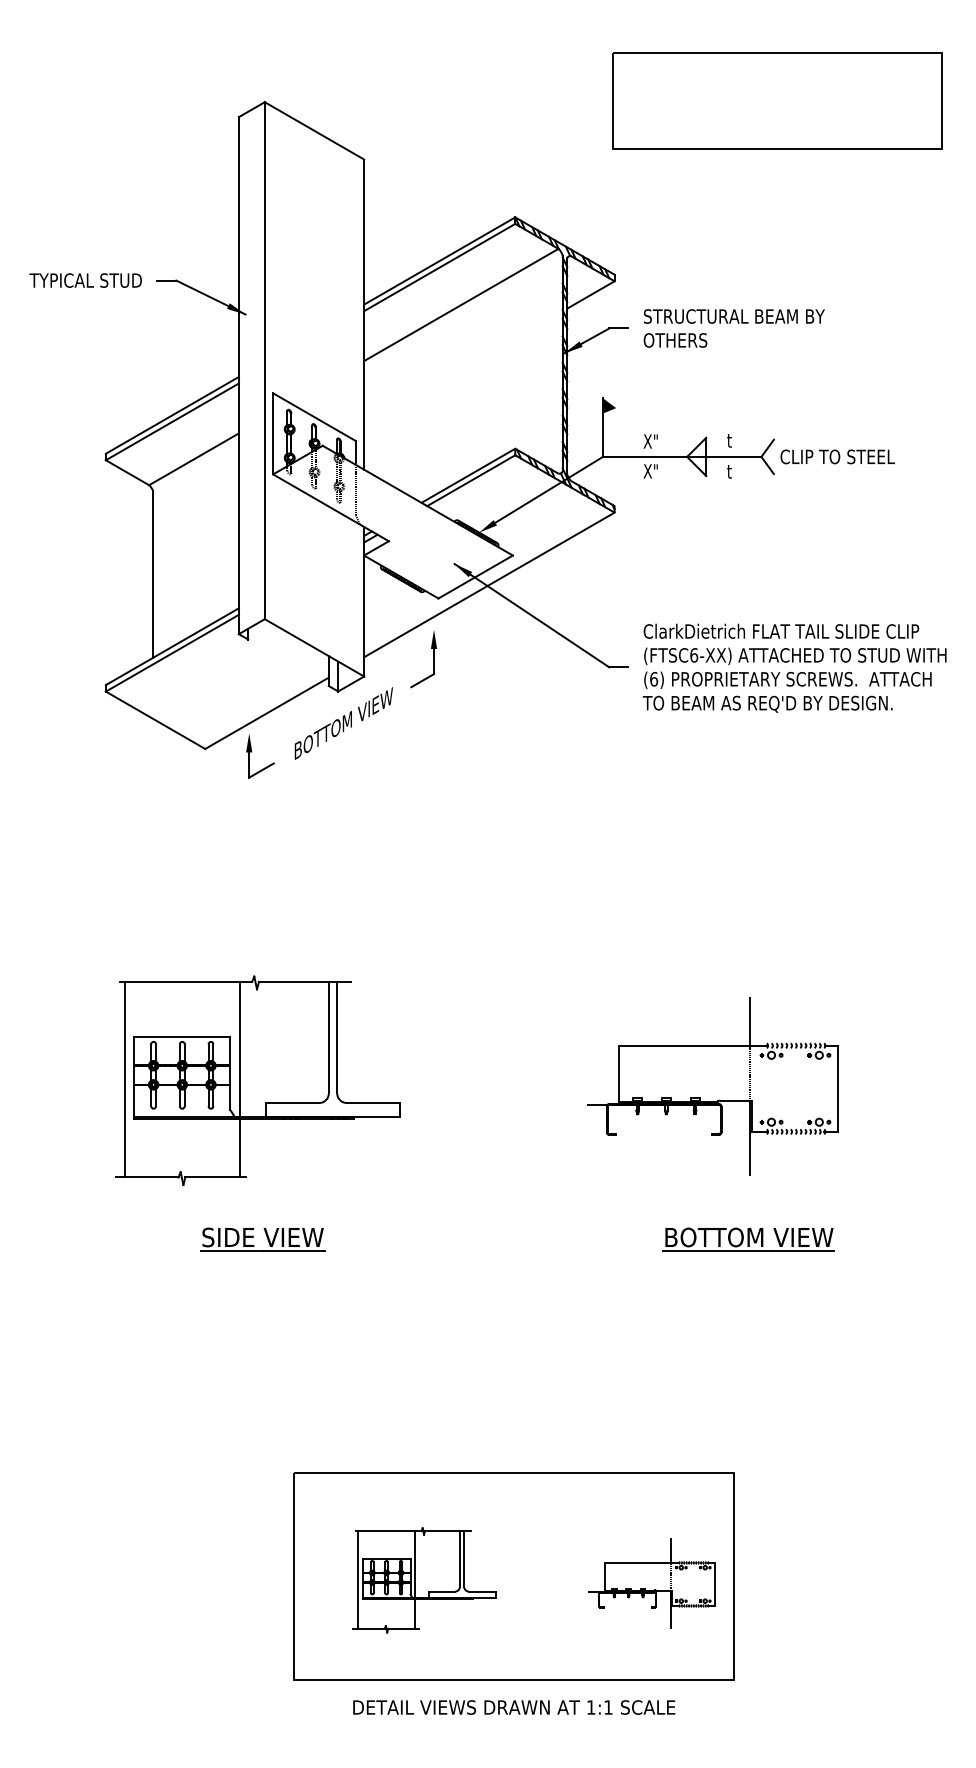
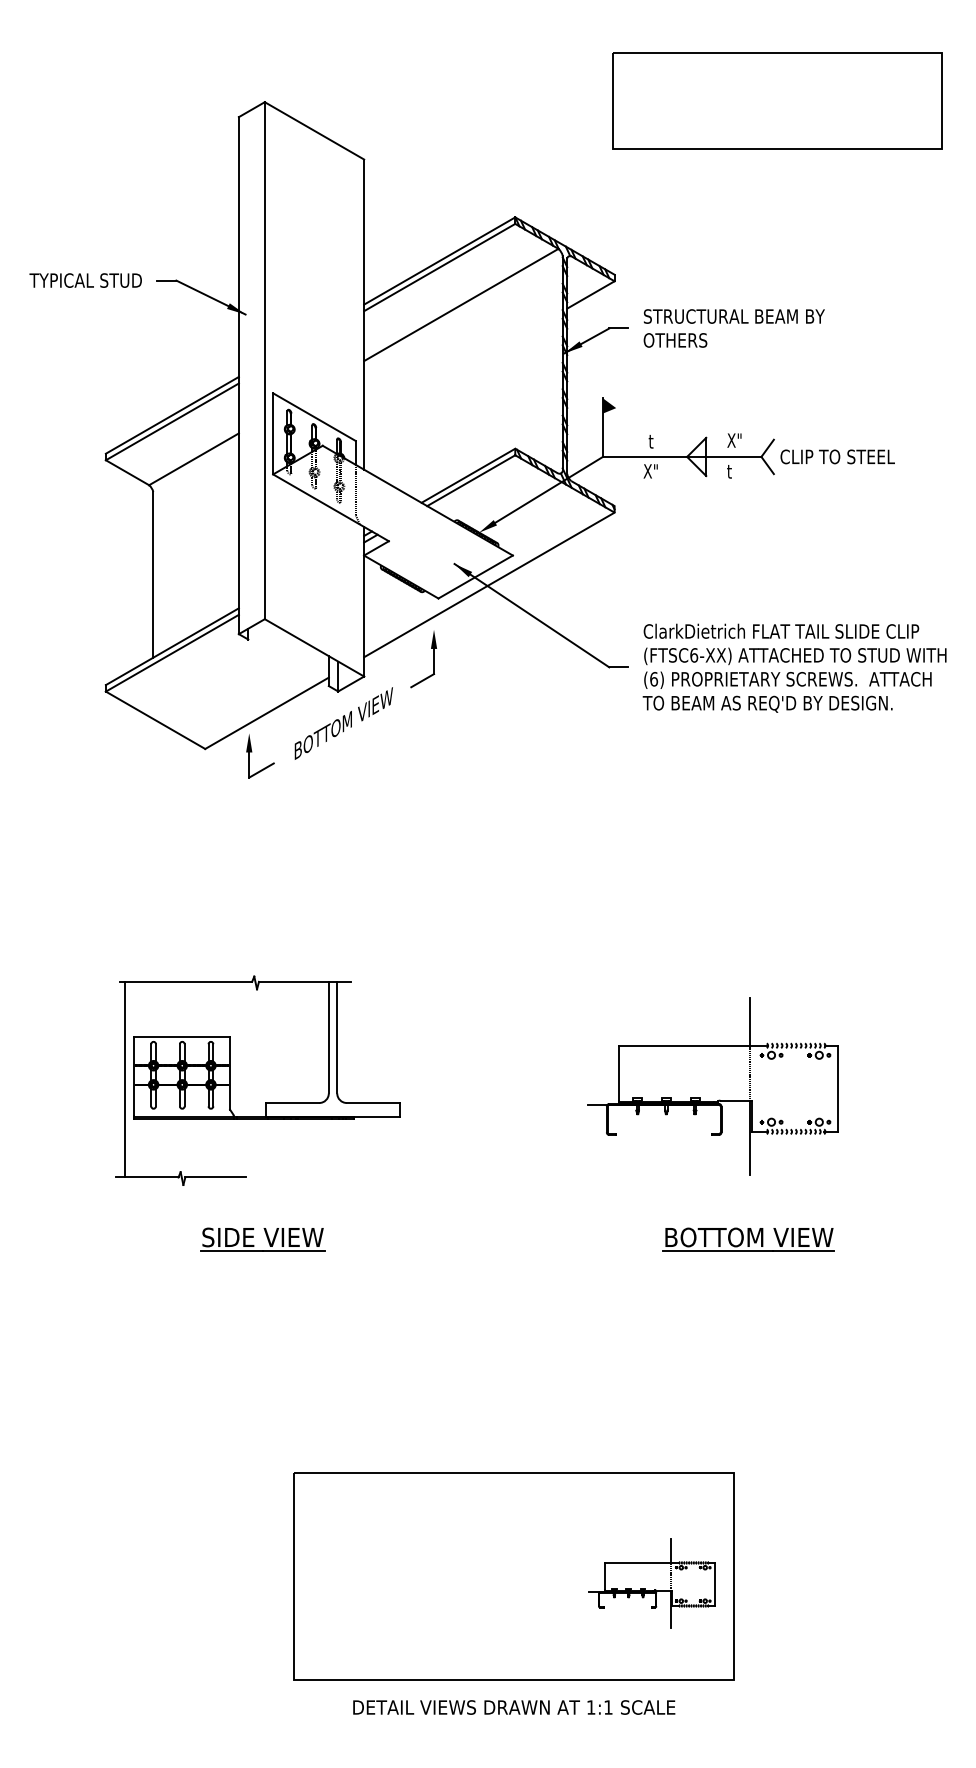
text: t -> X" (734, 440)
text: X" -> t (650, 441)
line: present -> none (239, 1079)
part: present -> none (424, 1580)
